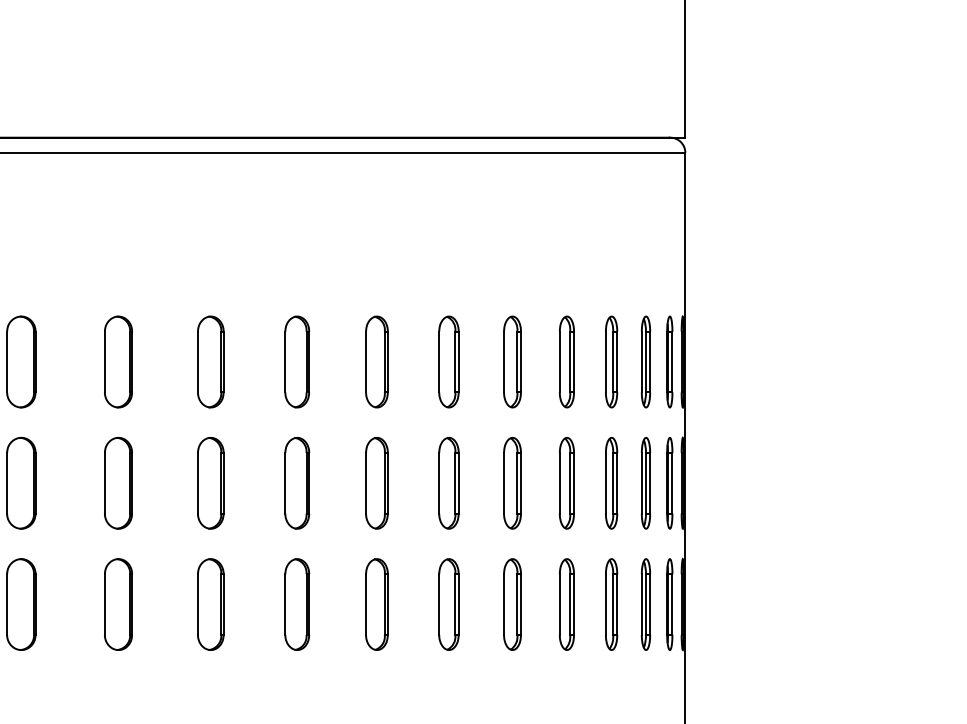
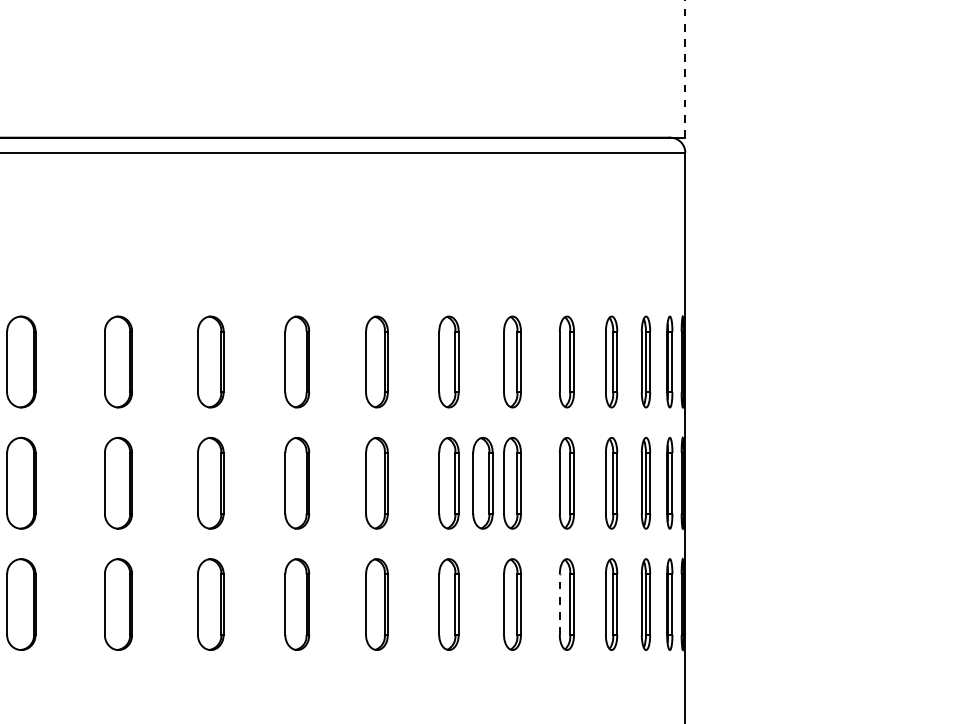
line: solid -> dashed (685, 68)
part: none -> present (482, 483)
line: solid -> dashed (559, 604)
